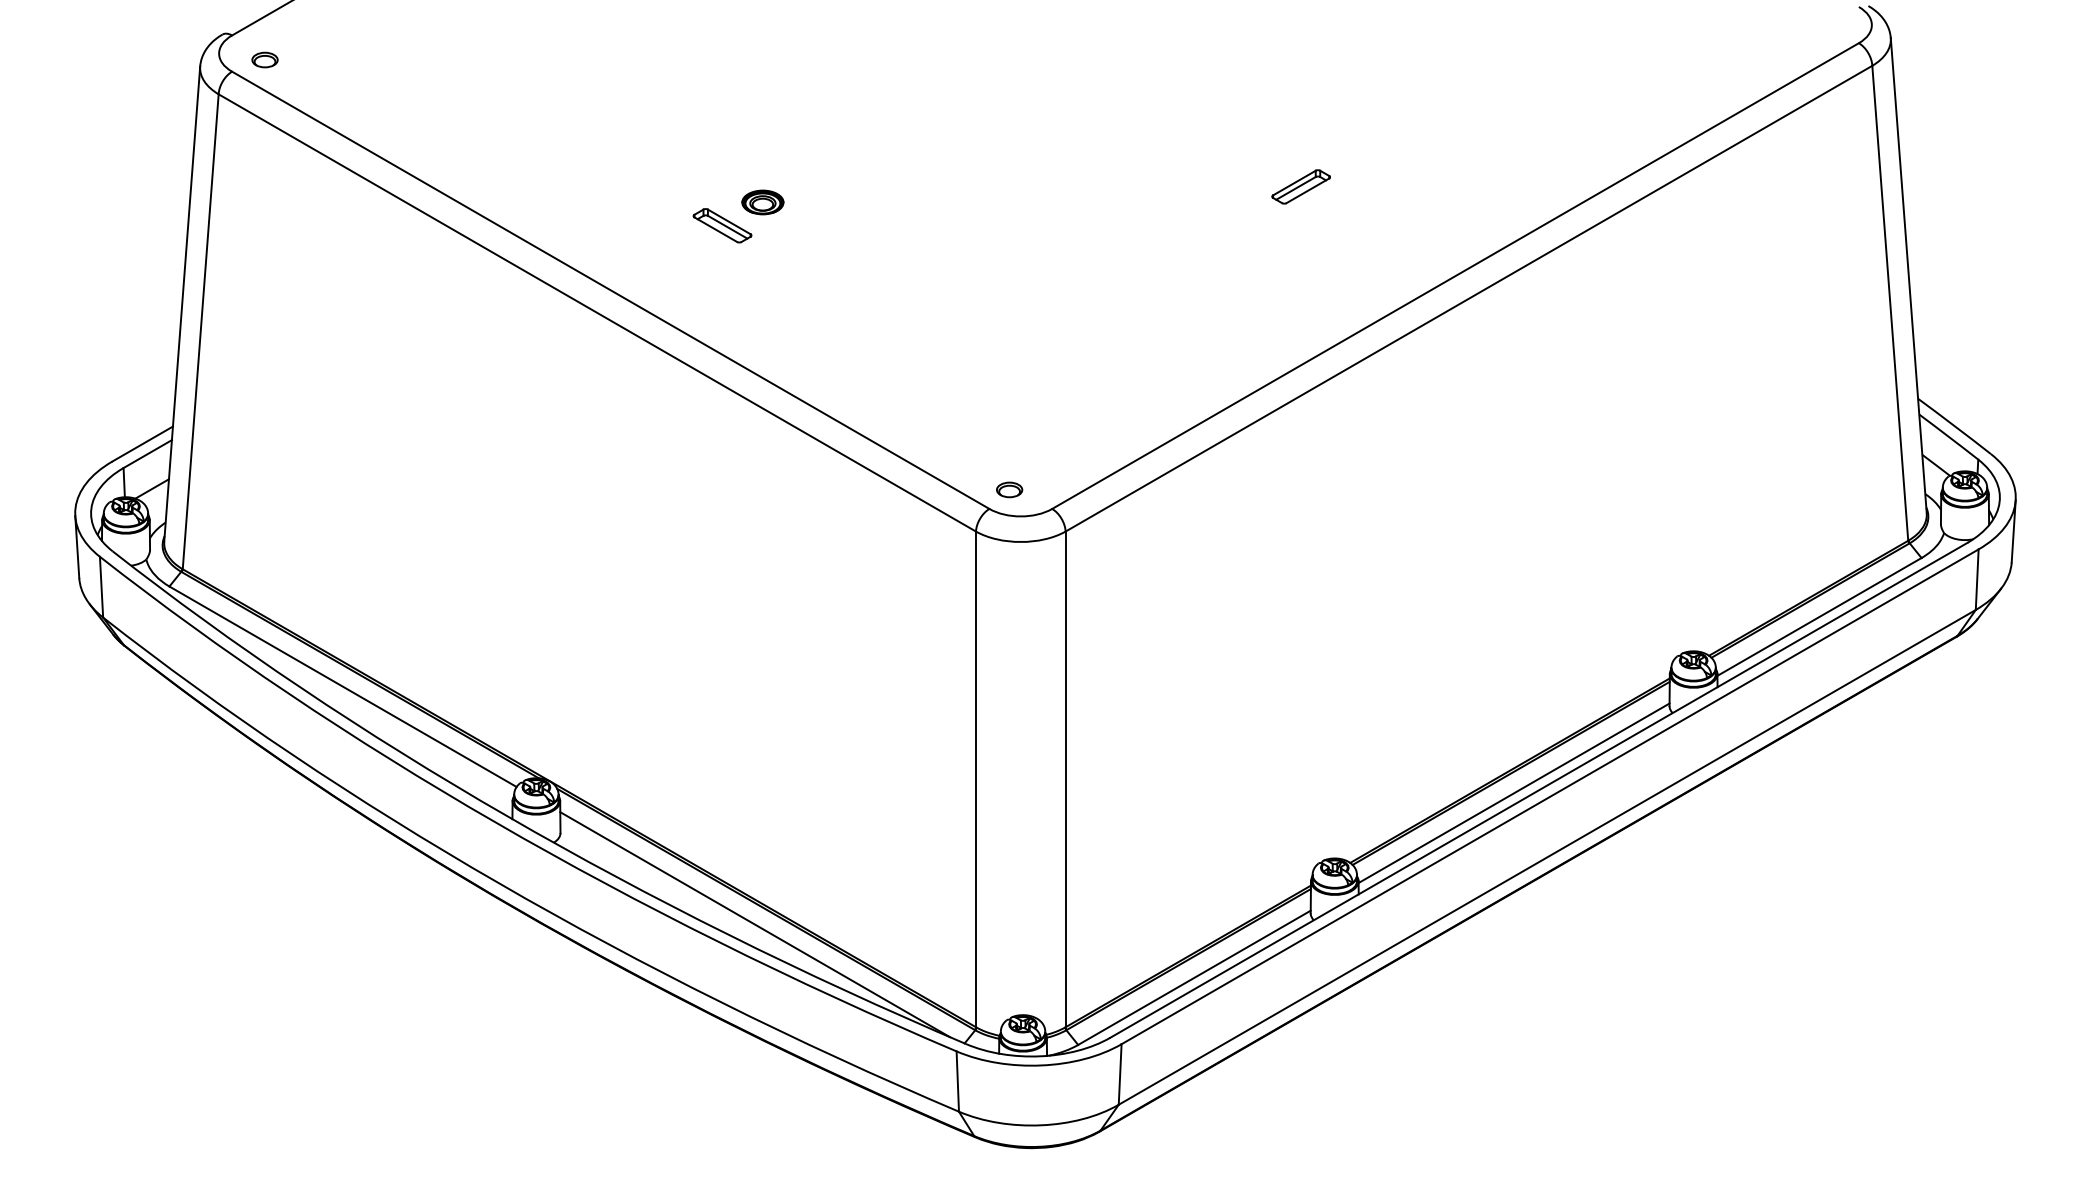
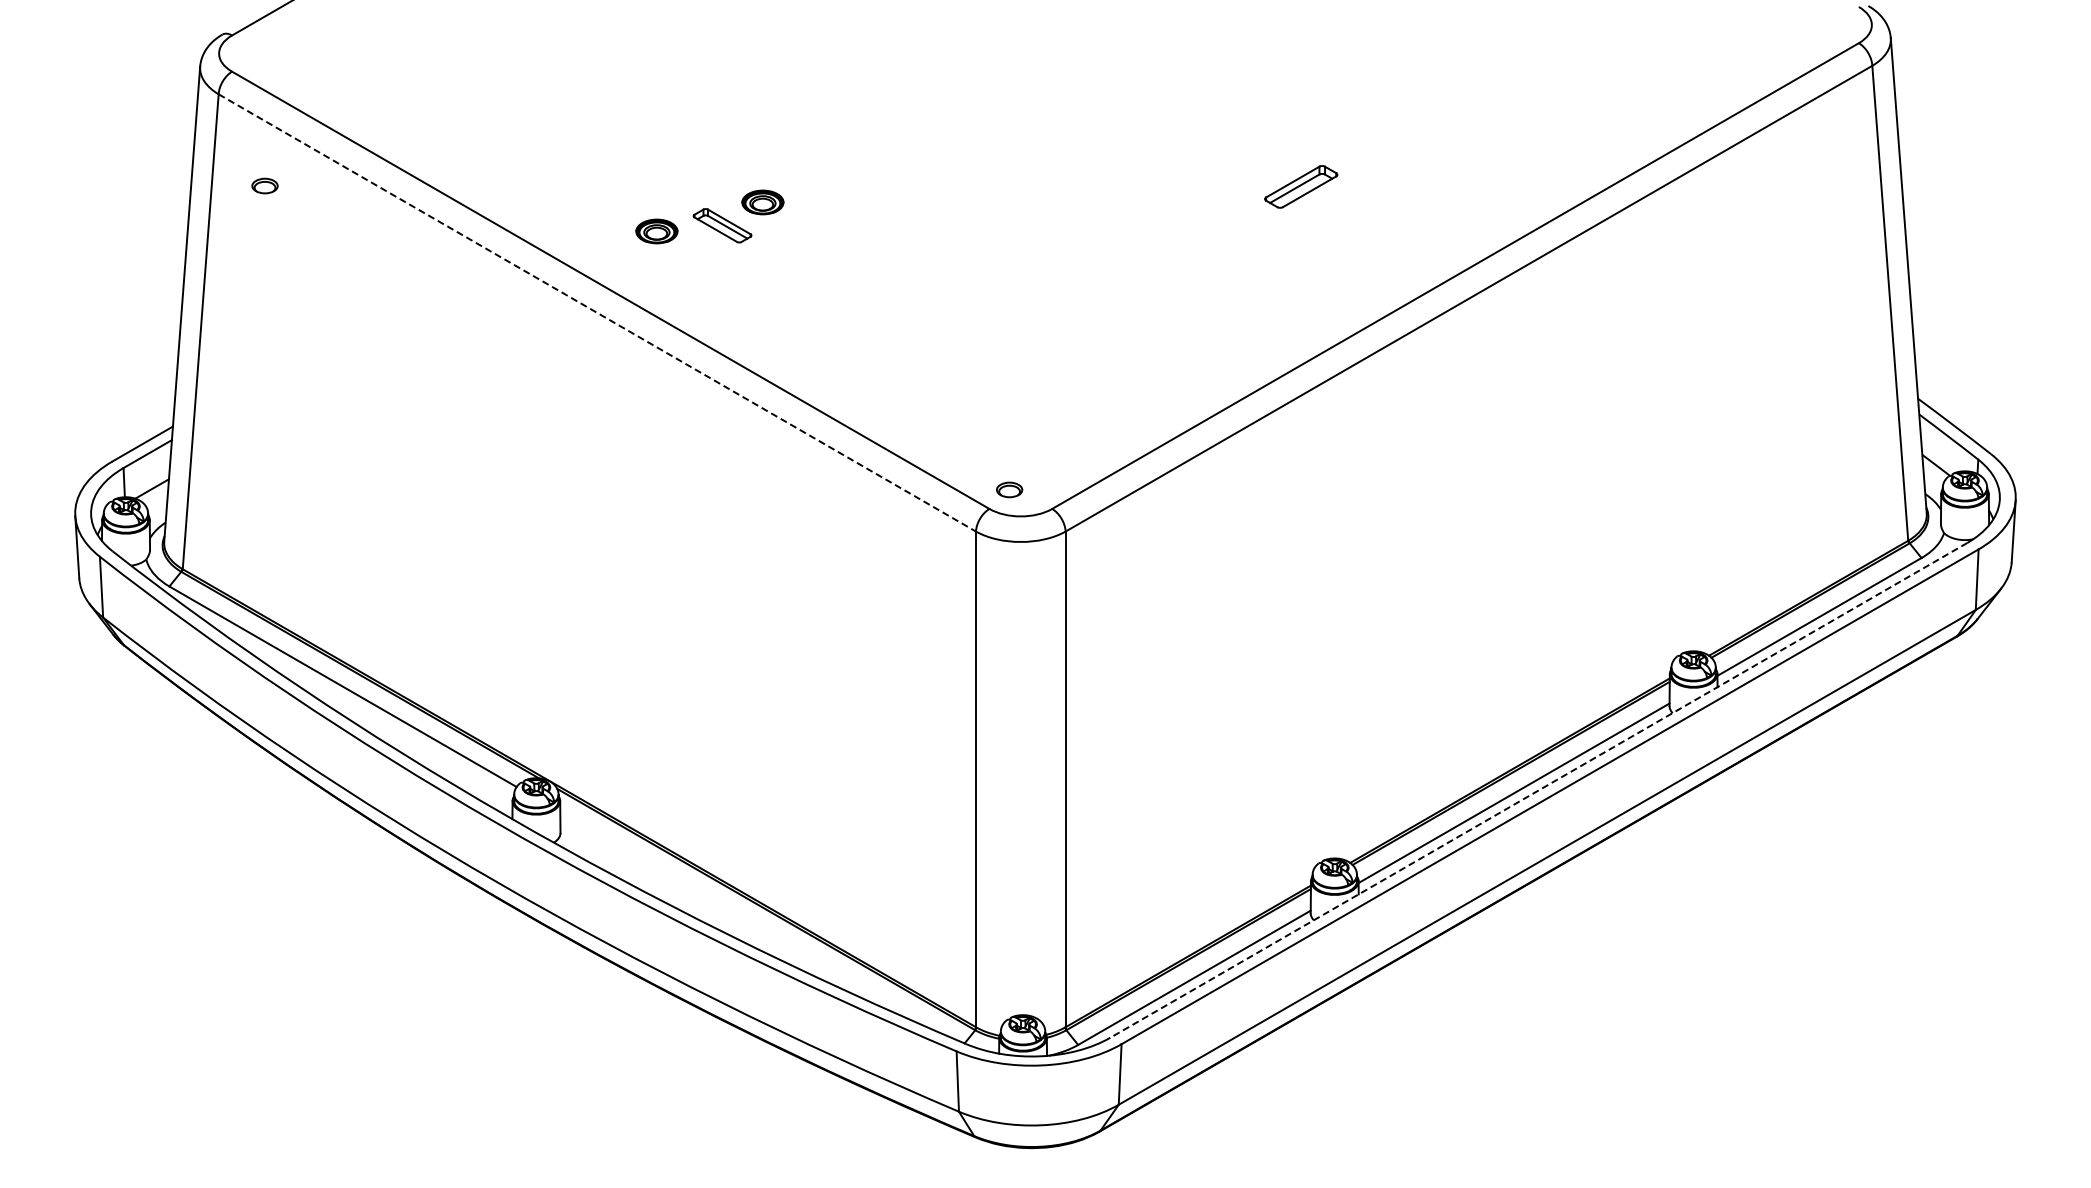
part position: (264, 59) -> (264, 185) (264, 185)
part size: 60x36 px -> 75x44 px (1301, 186)
part: none -> present (656, 231)
line: solid -> dashed (597, 313)
line: solid -> dashed (1538, 790)
line: present -> none (754, 924)
